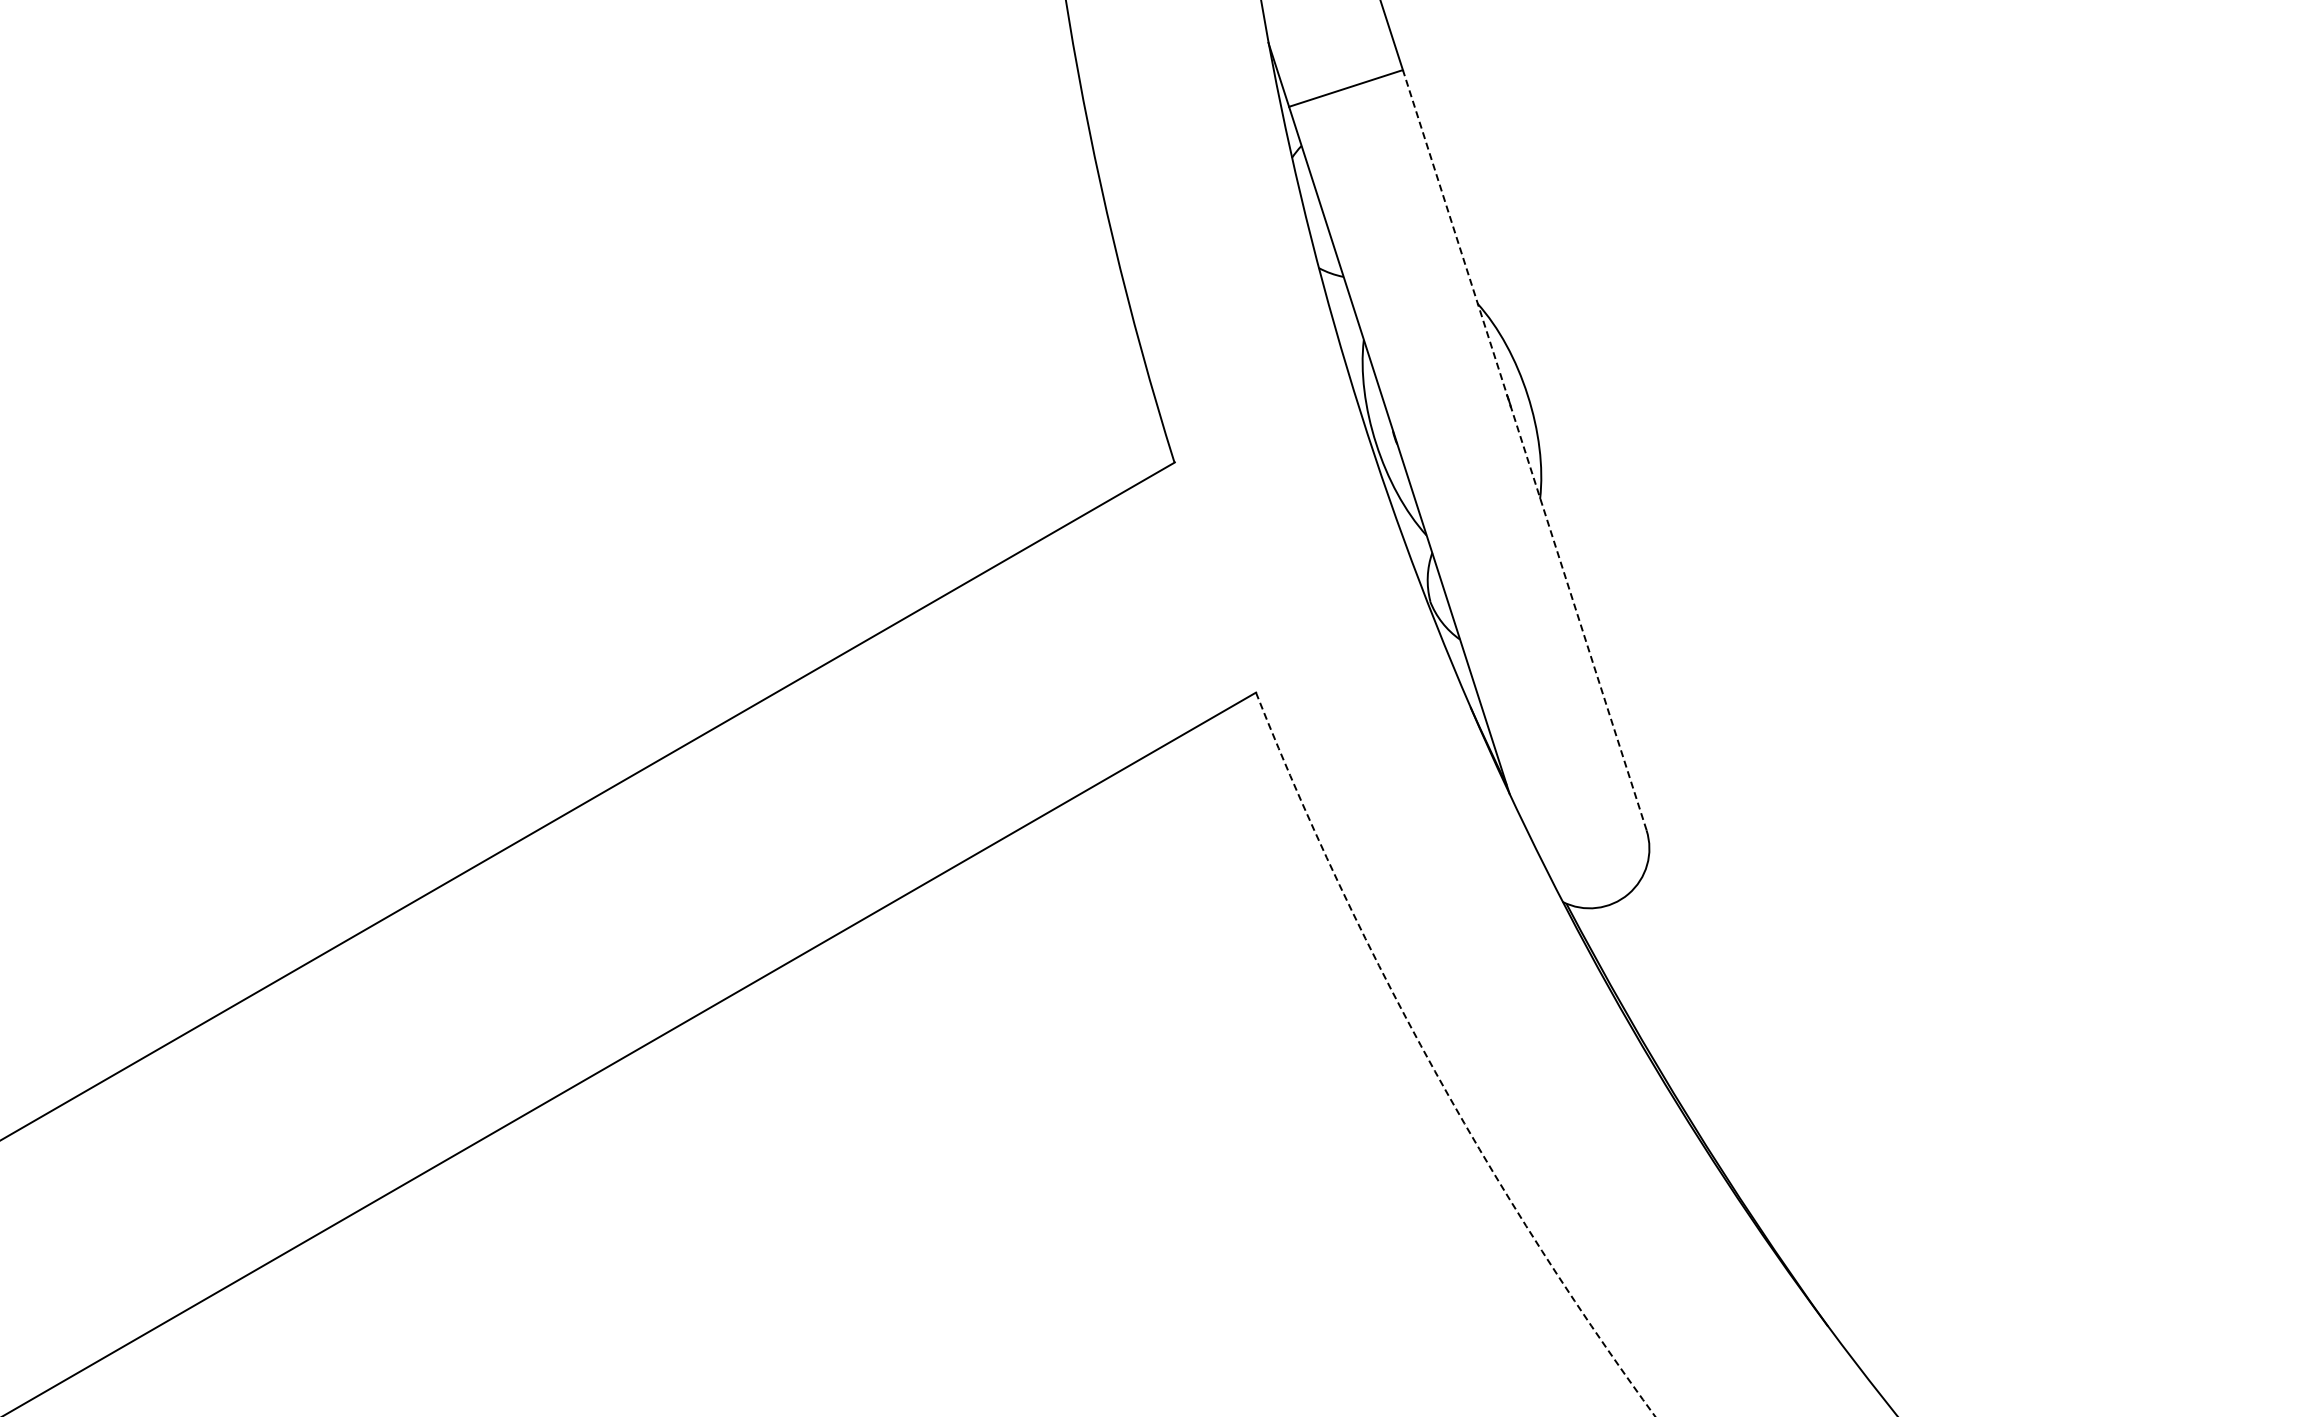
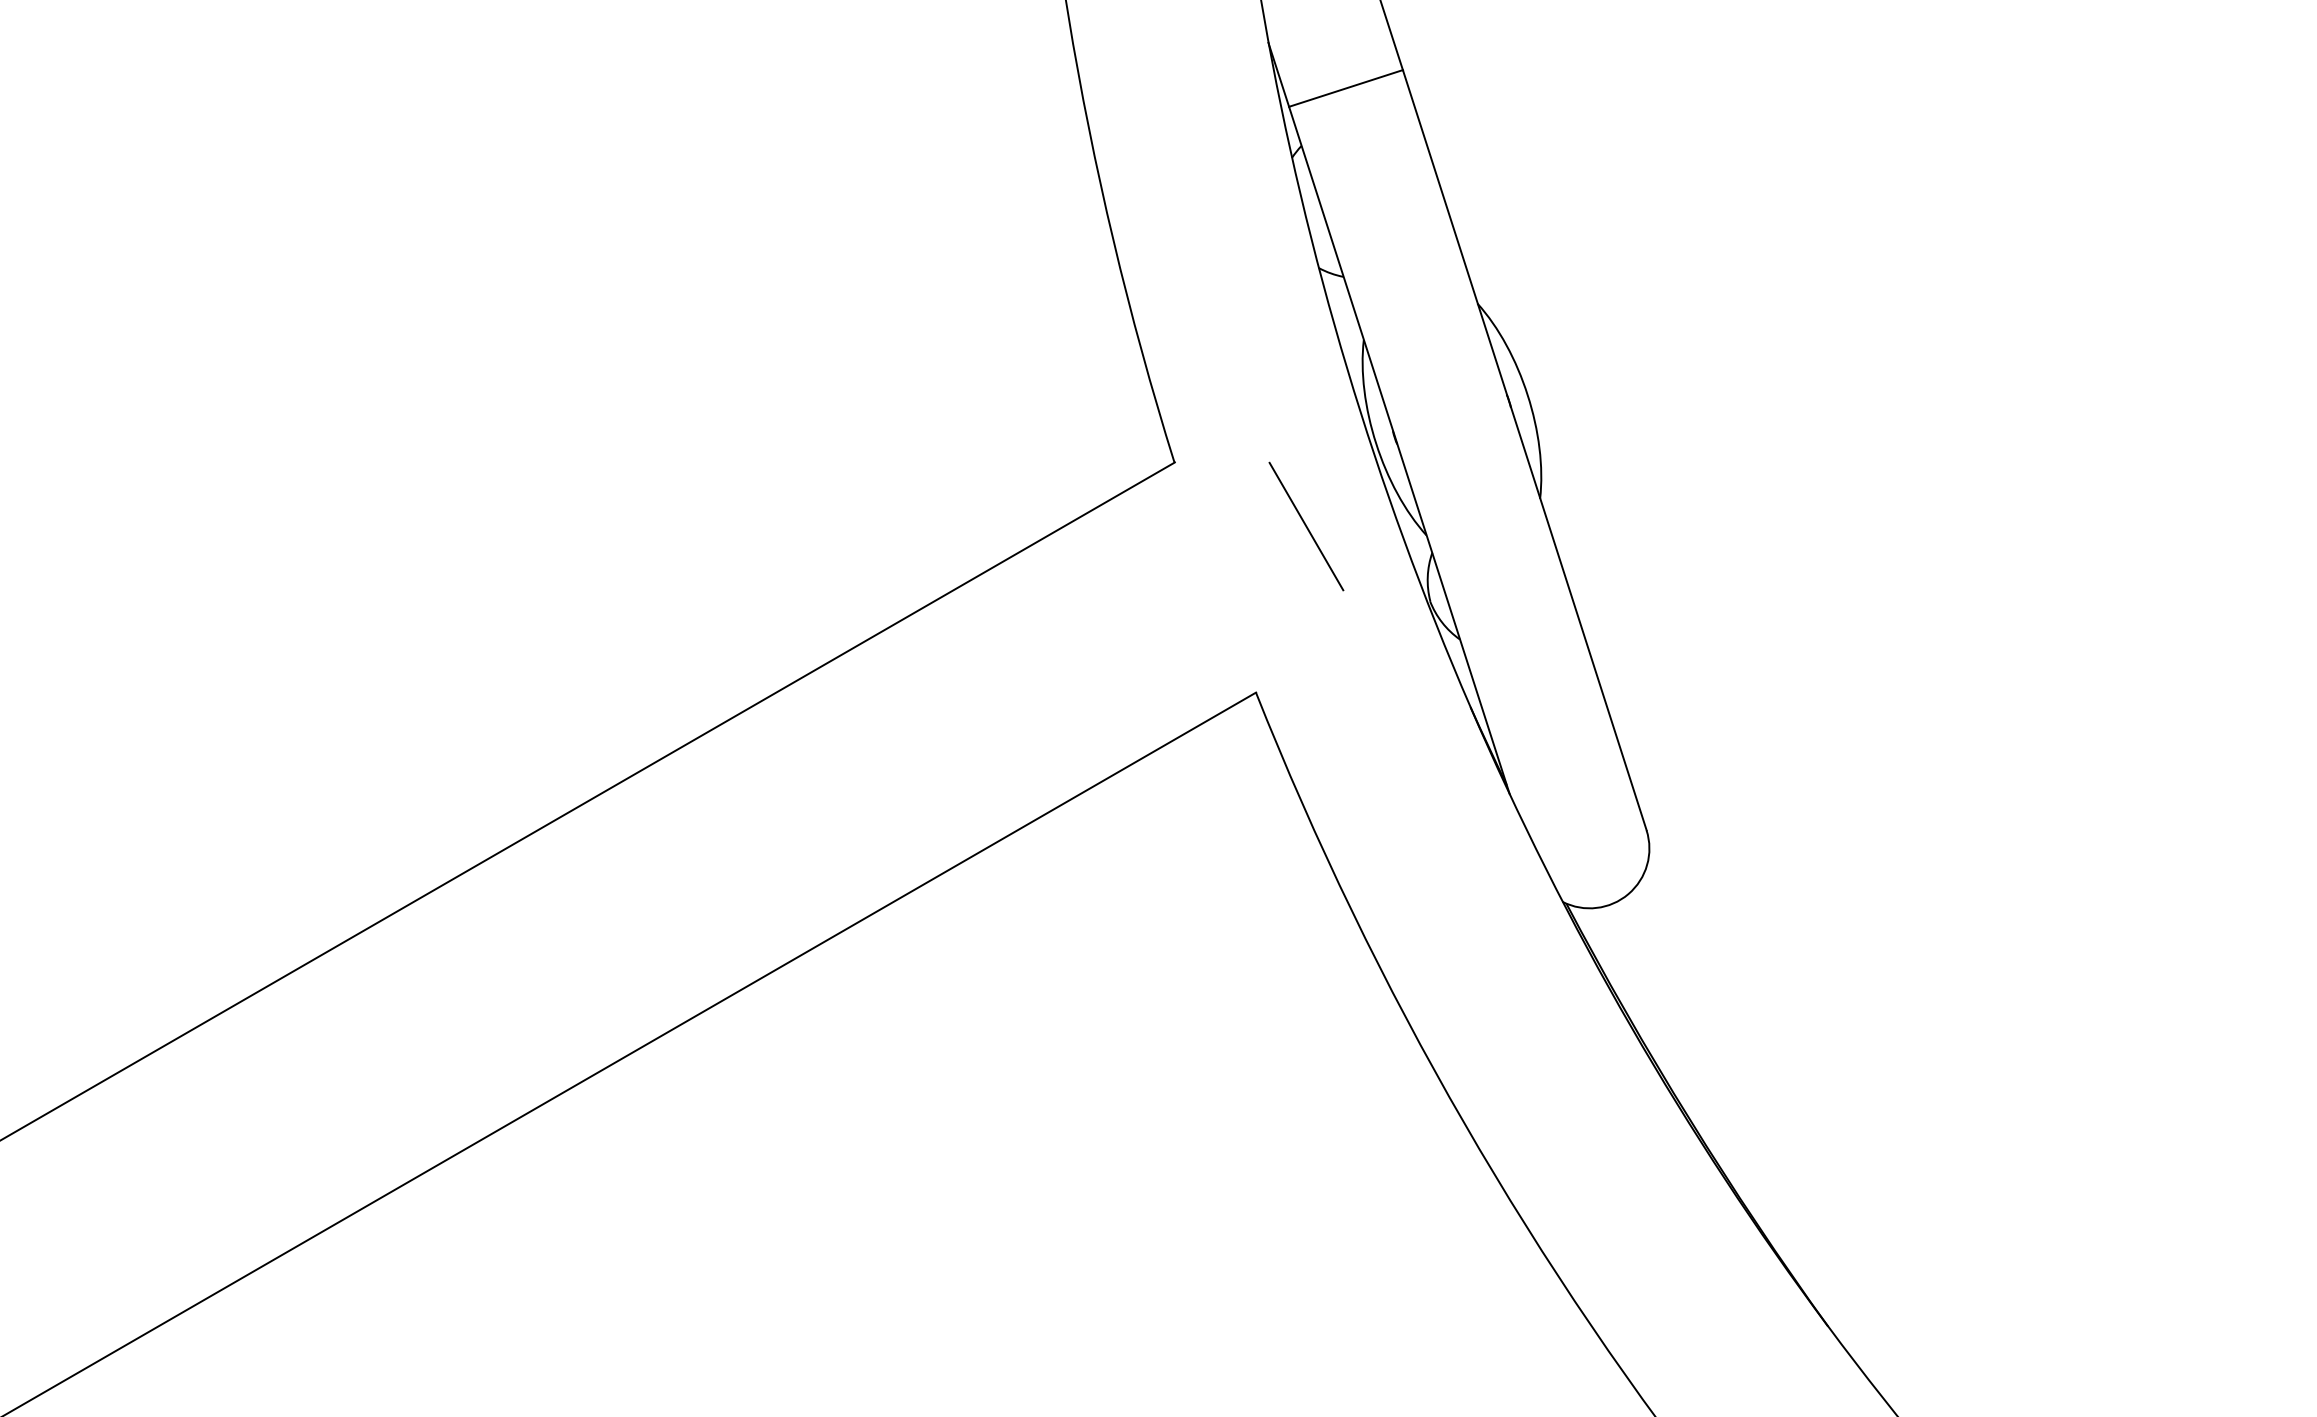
line: dashed -> solid (1524, 449)
line: none -> present (1306, 526)
arc: dashed -> solid (1433, 1067)
